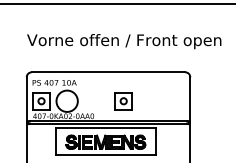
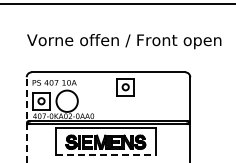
part position: (123, 101) -> (125, 87) (125, 87)
line: solid -> dashed (26, 119)
line: solid -> dashed (106, 154)
